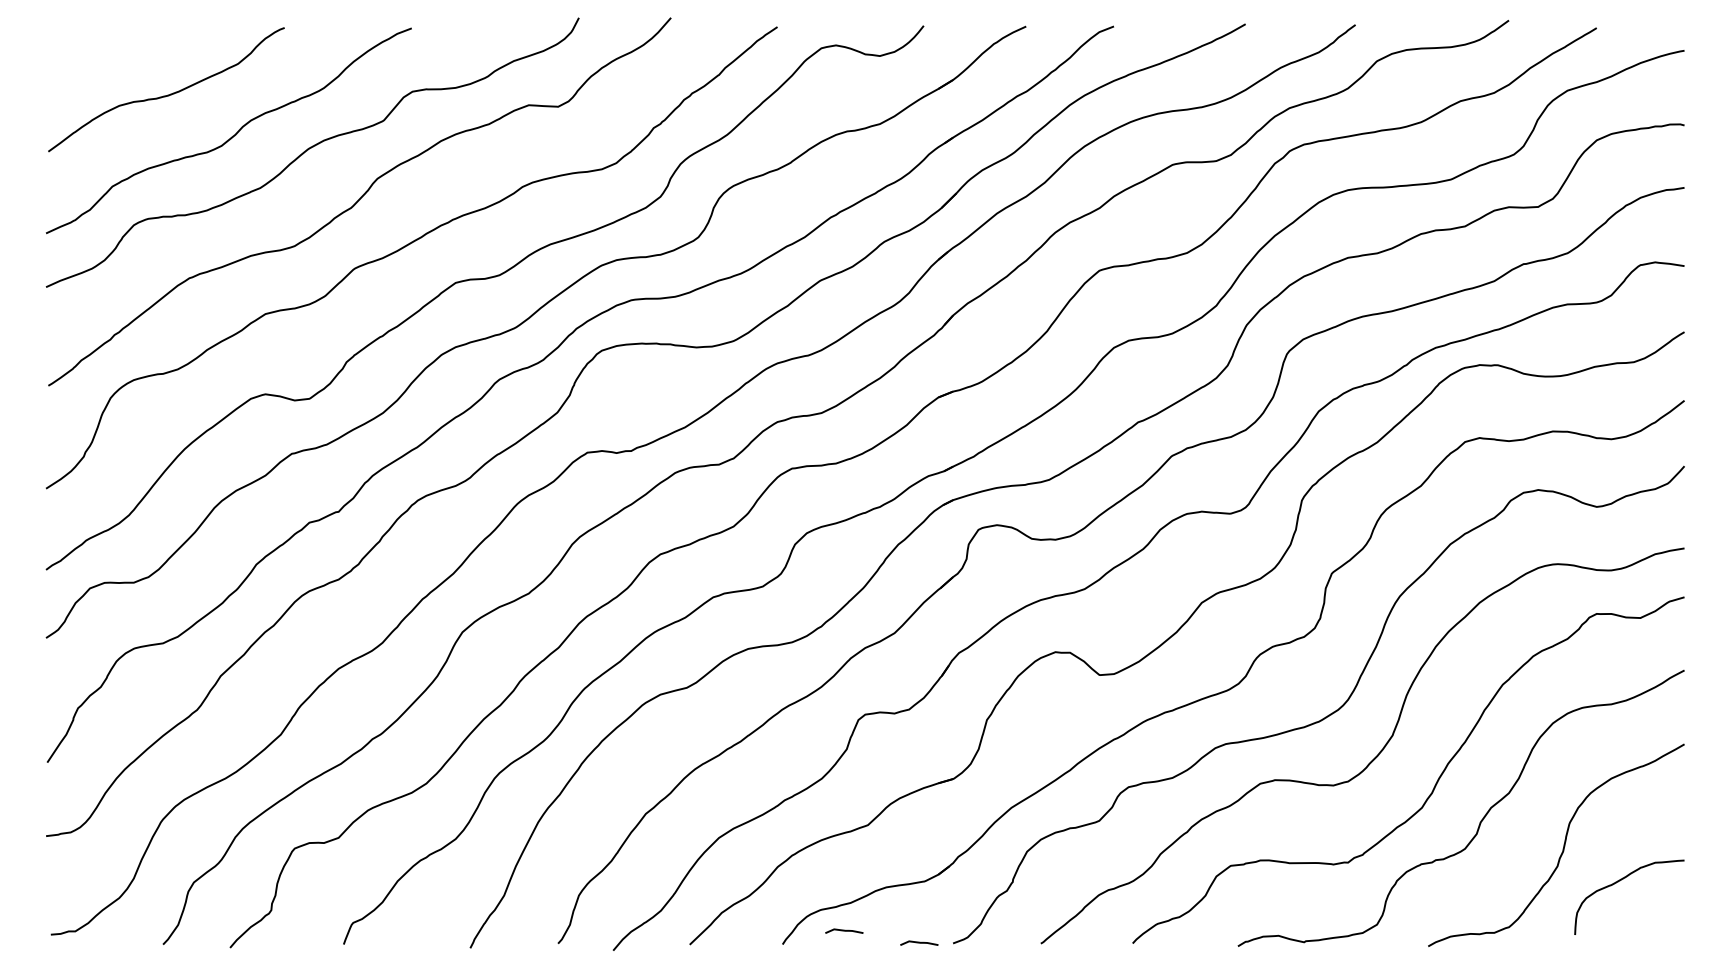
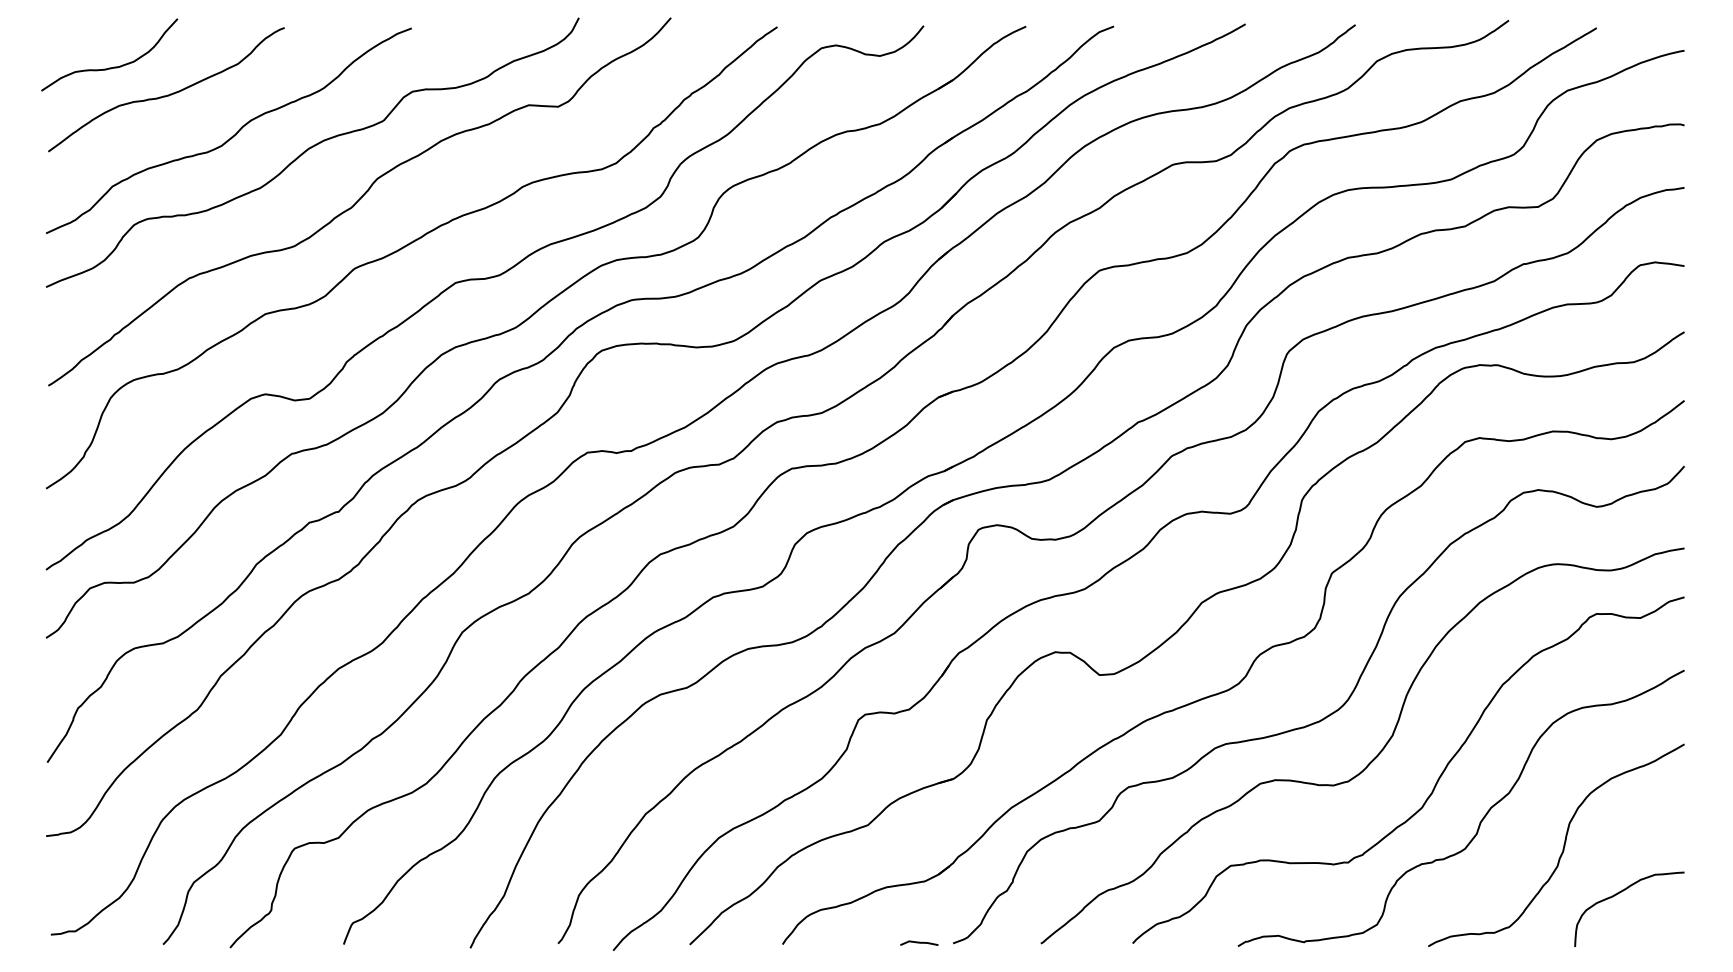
curve: none -> present (114, 66)
curve position: (1620, 881) -> (1620, 893) (1620, 893)
curve: present -> none (844, 930)
